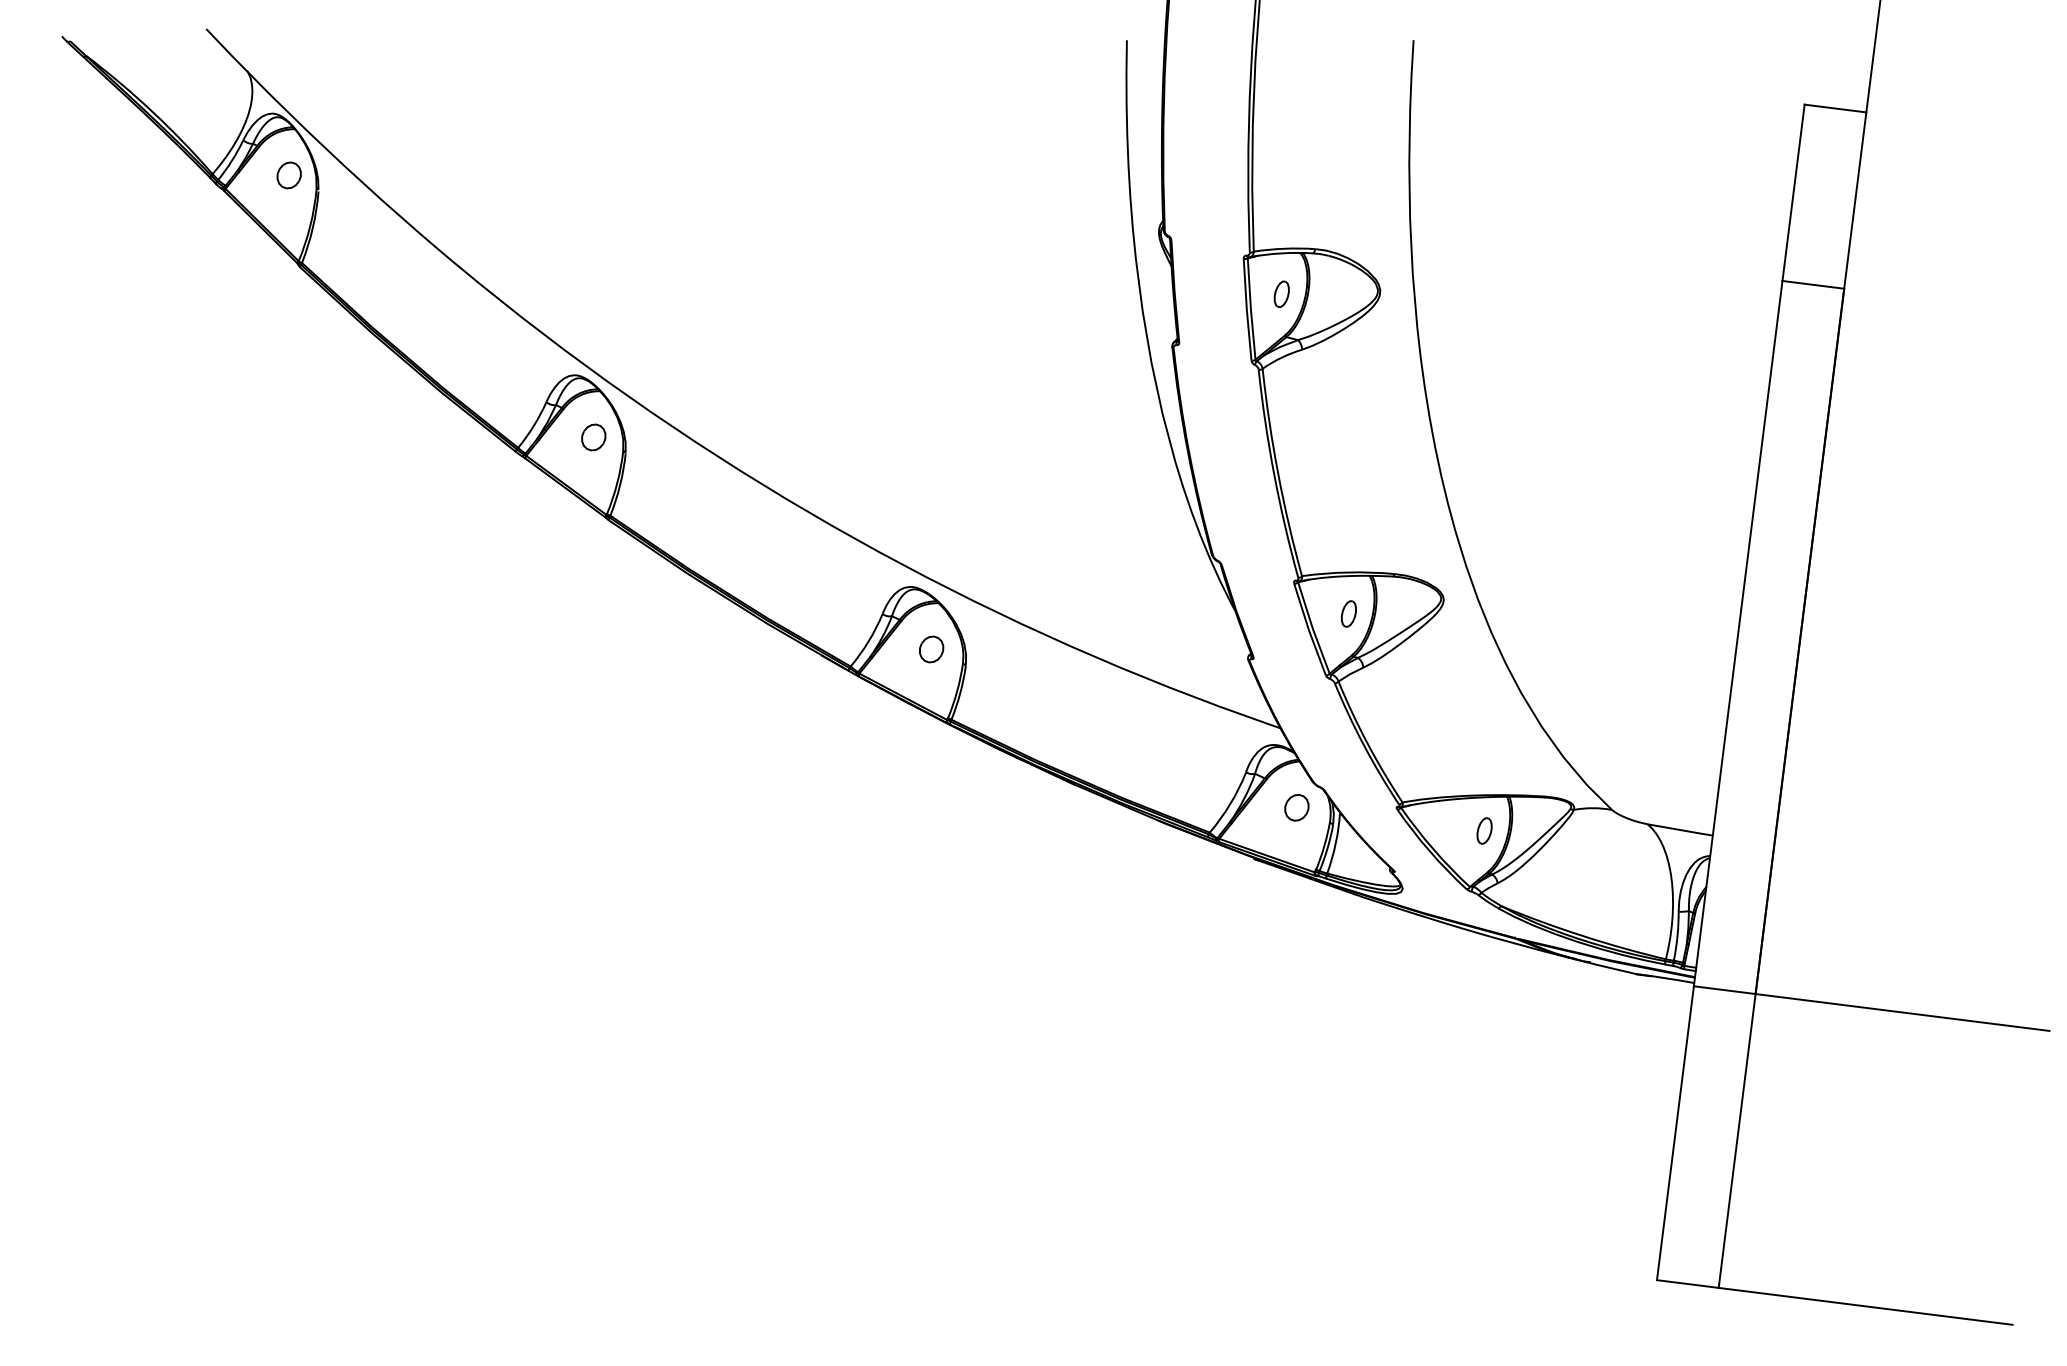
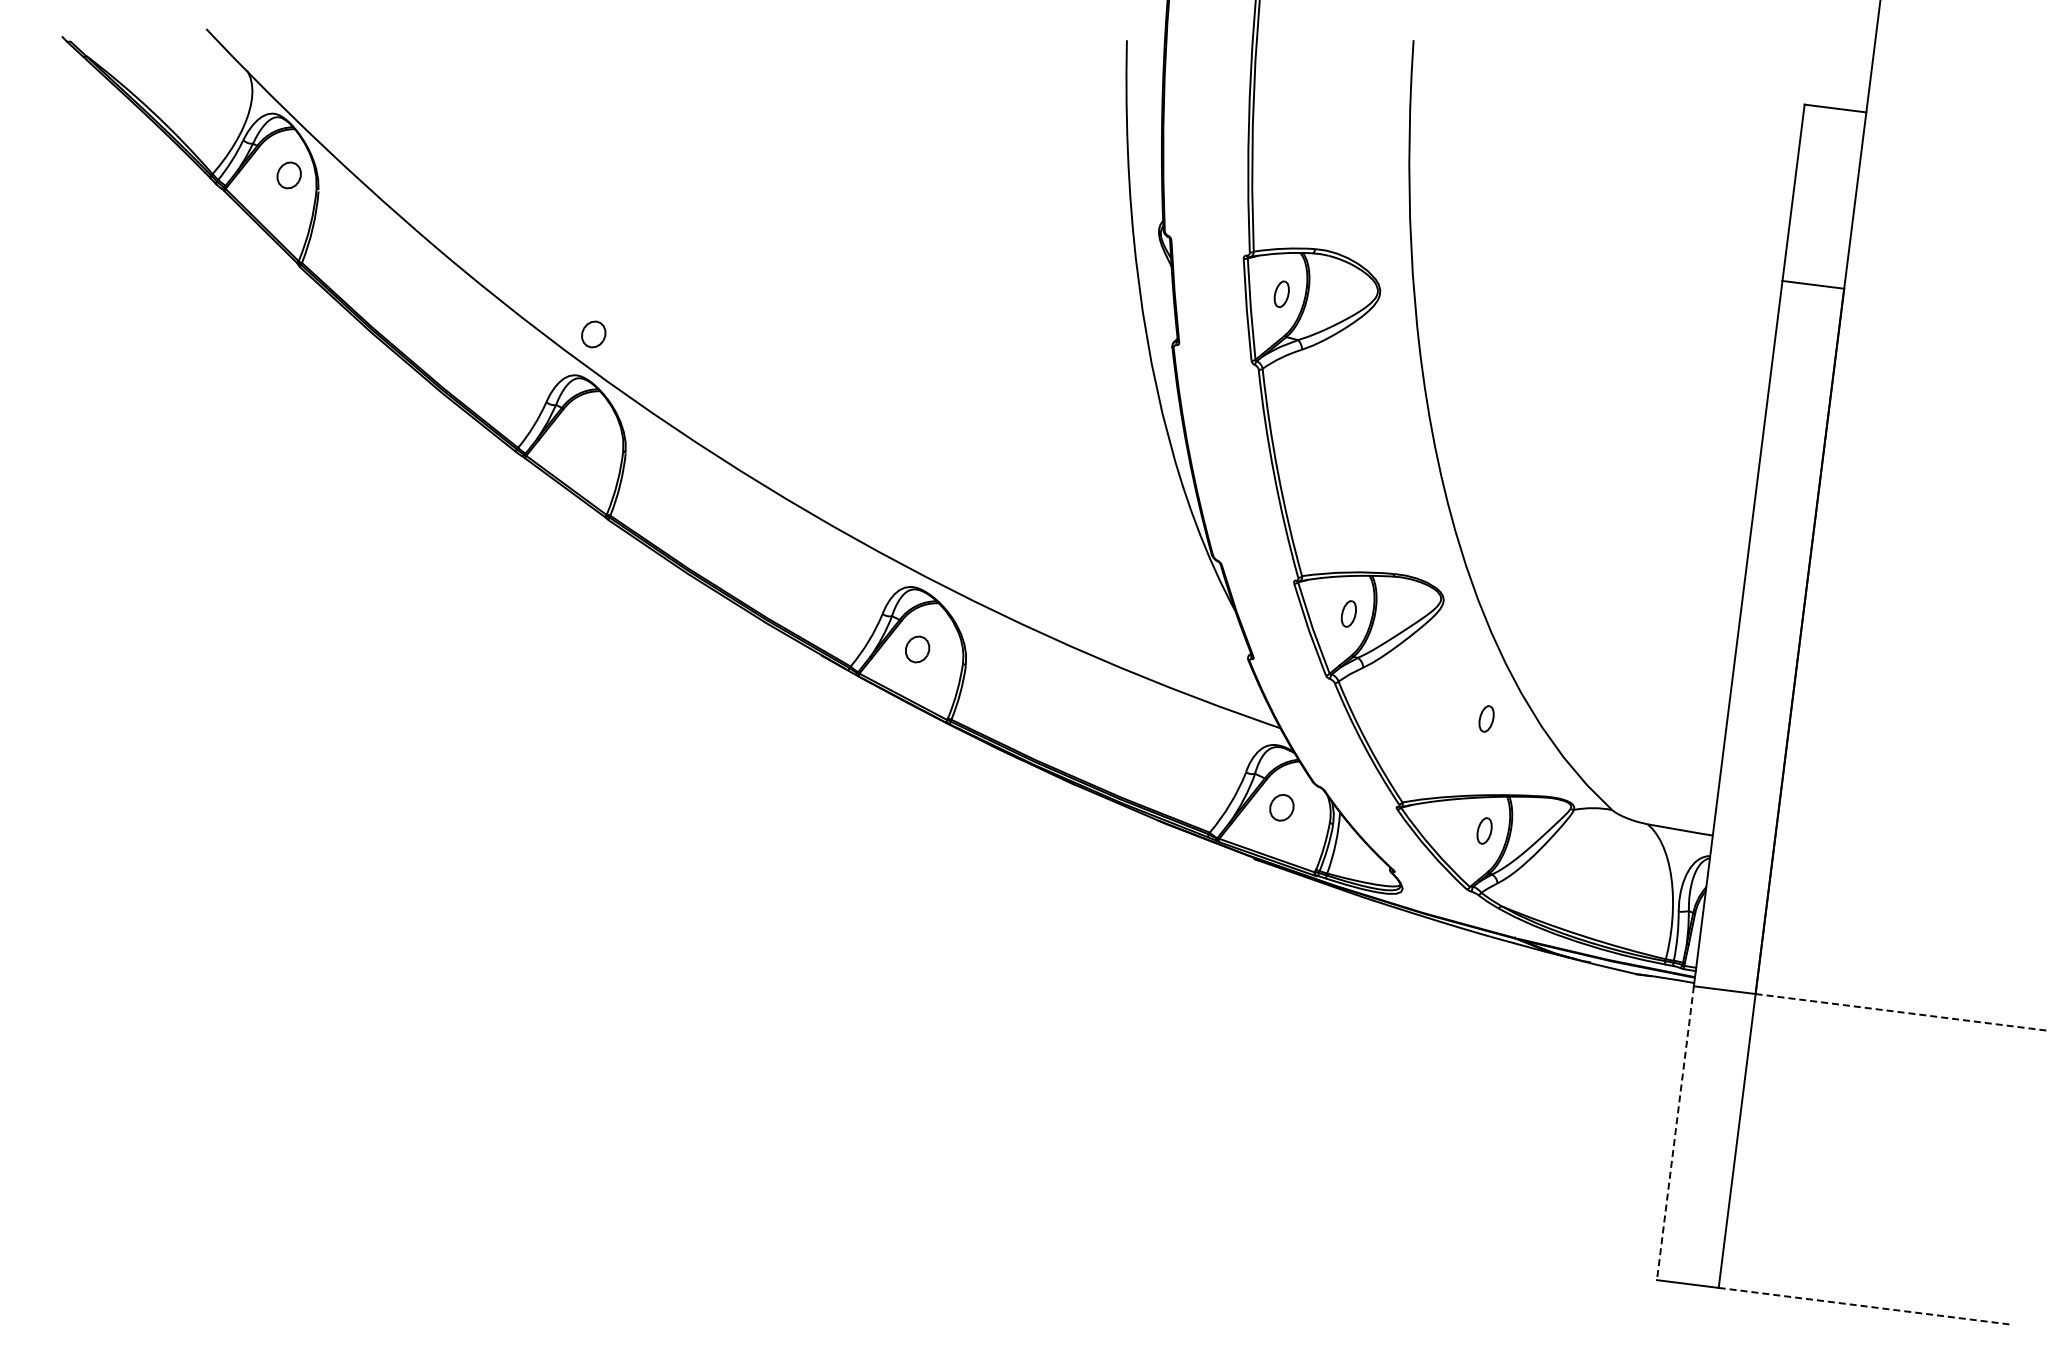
part position: (593, 437) -> (593, 334) (593, 334)
part position: (931, 649) -> (917, 649) (917, 649)
part: none -> present (1486, 718)
part position: (1296, 807) -> (1281, 807) (1281, 807)
line: solid -> dashed (1903, 1012)
line: solid -> dashed (1675, 1133)
line: solid -> dashed (1866, 1306)
